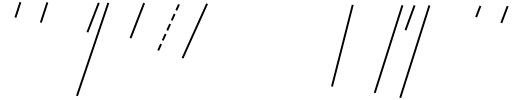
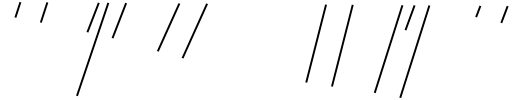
line position: (136, 20) -> (118, 20) (118, 20)
line: dashed -> solid (168, 26)
line: none -> present (315, 43)
